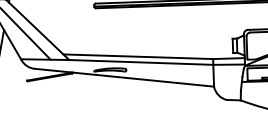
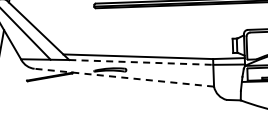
line: solid -> dashed (141, 62)
line: solid -> dashed (123, 77)
